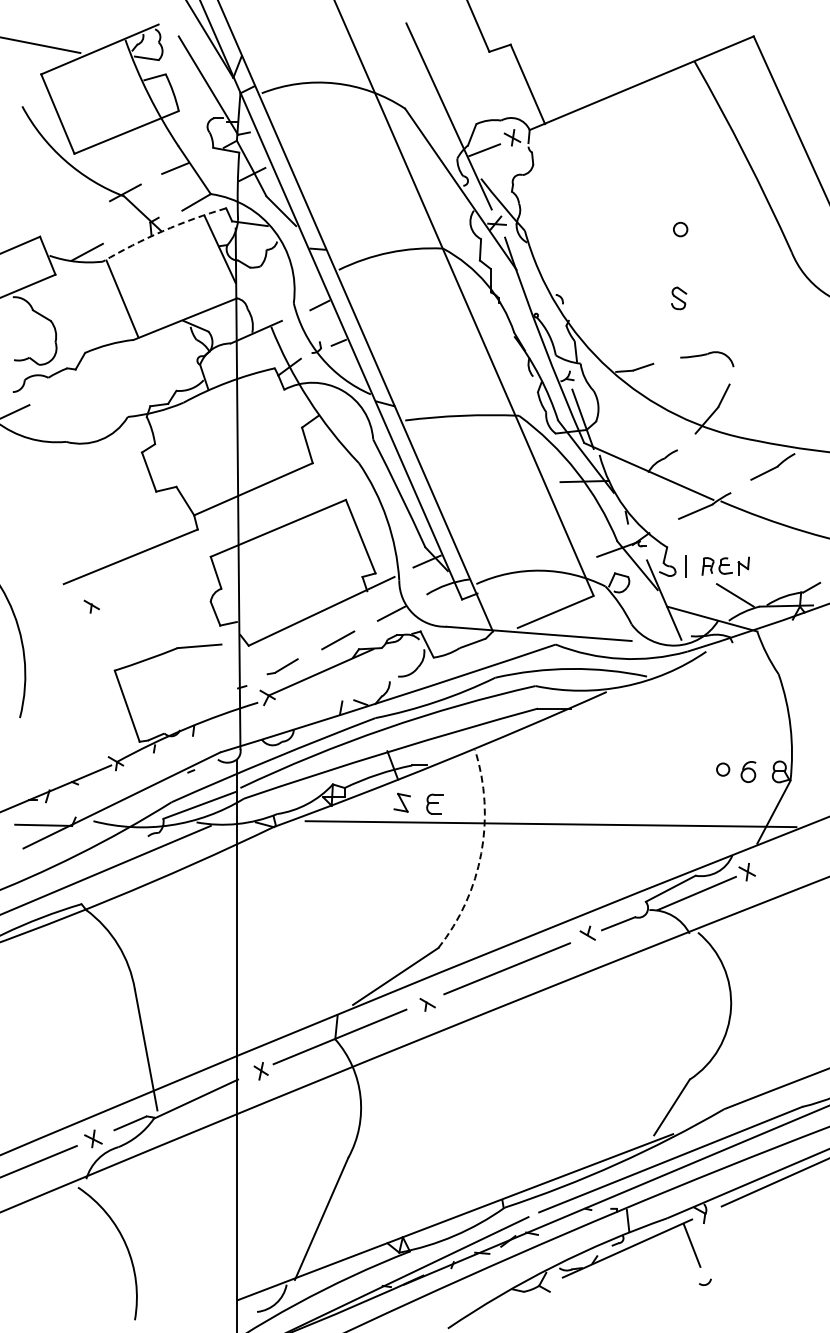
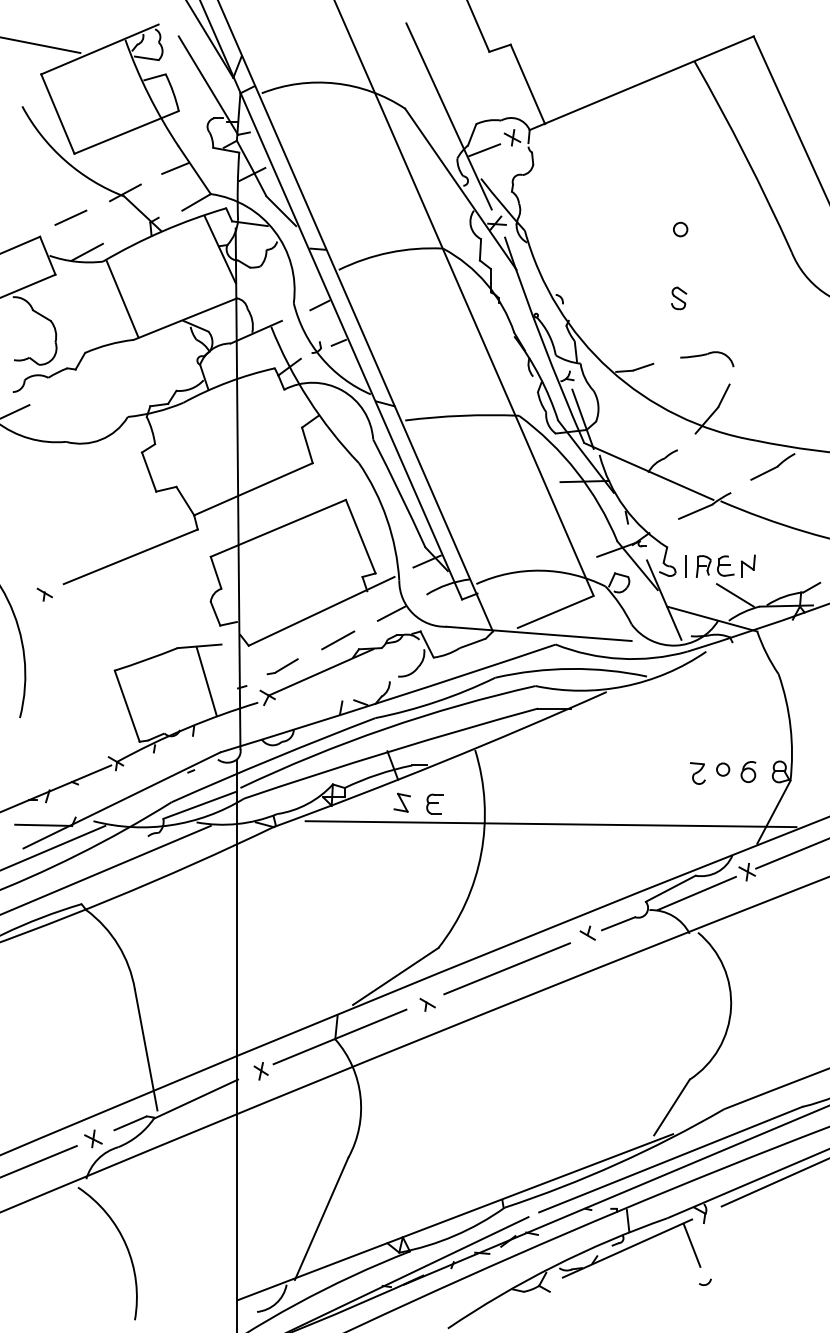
line: none -> present (70, 217)
arc: dashed -> solid (162, 231)
part size: 49x20 px -> 61x24 px (725, 565)
part position: (91, 606) -> (44, 594) (44, 594)
line: none -> present (206, 680)
part: none -> present (697, 773)
line: none -> present (53, 847)
arc: dashed -> solid (481, 853)
line: none -> present (791, 853)
